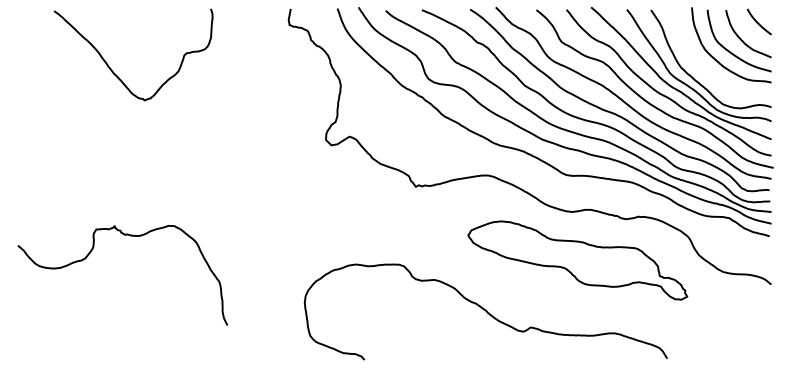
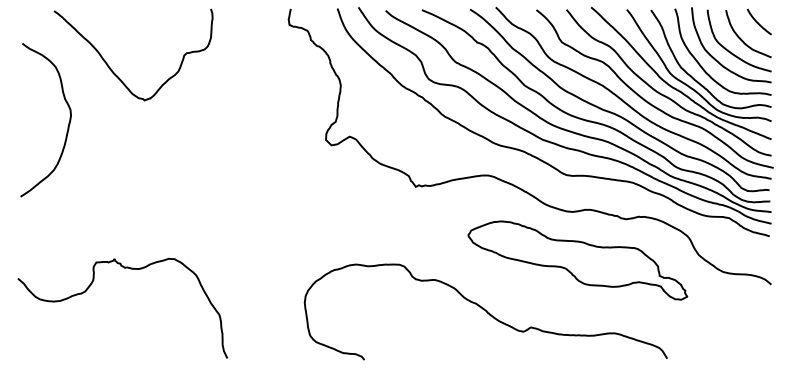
curve: none -> present (703, 67)
curve: none -> present (67, 126)
curve position: (91, 252) -> (91, 285) (91, 285)
